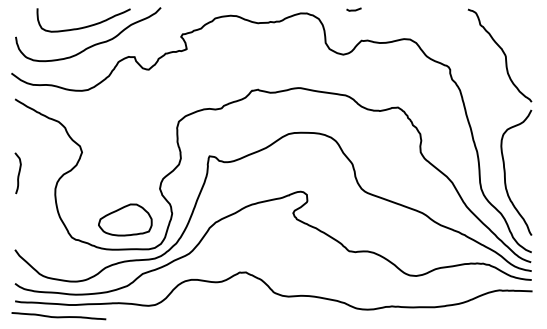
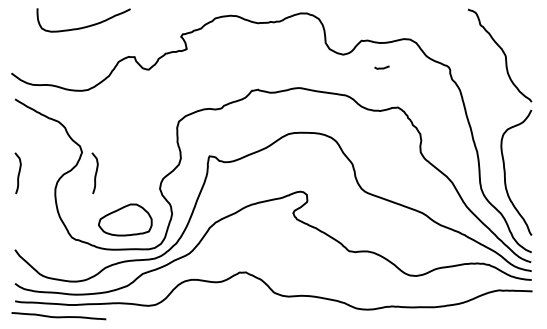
line position: (353, 9) -> (381, 67) (381, 67)
curve: present -> none (93, 44)
curve: none -> present (95, 173)
